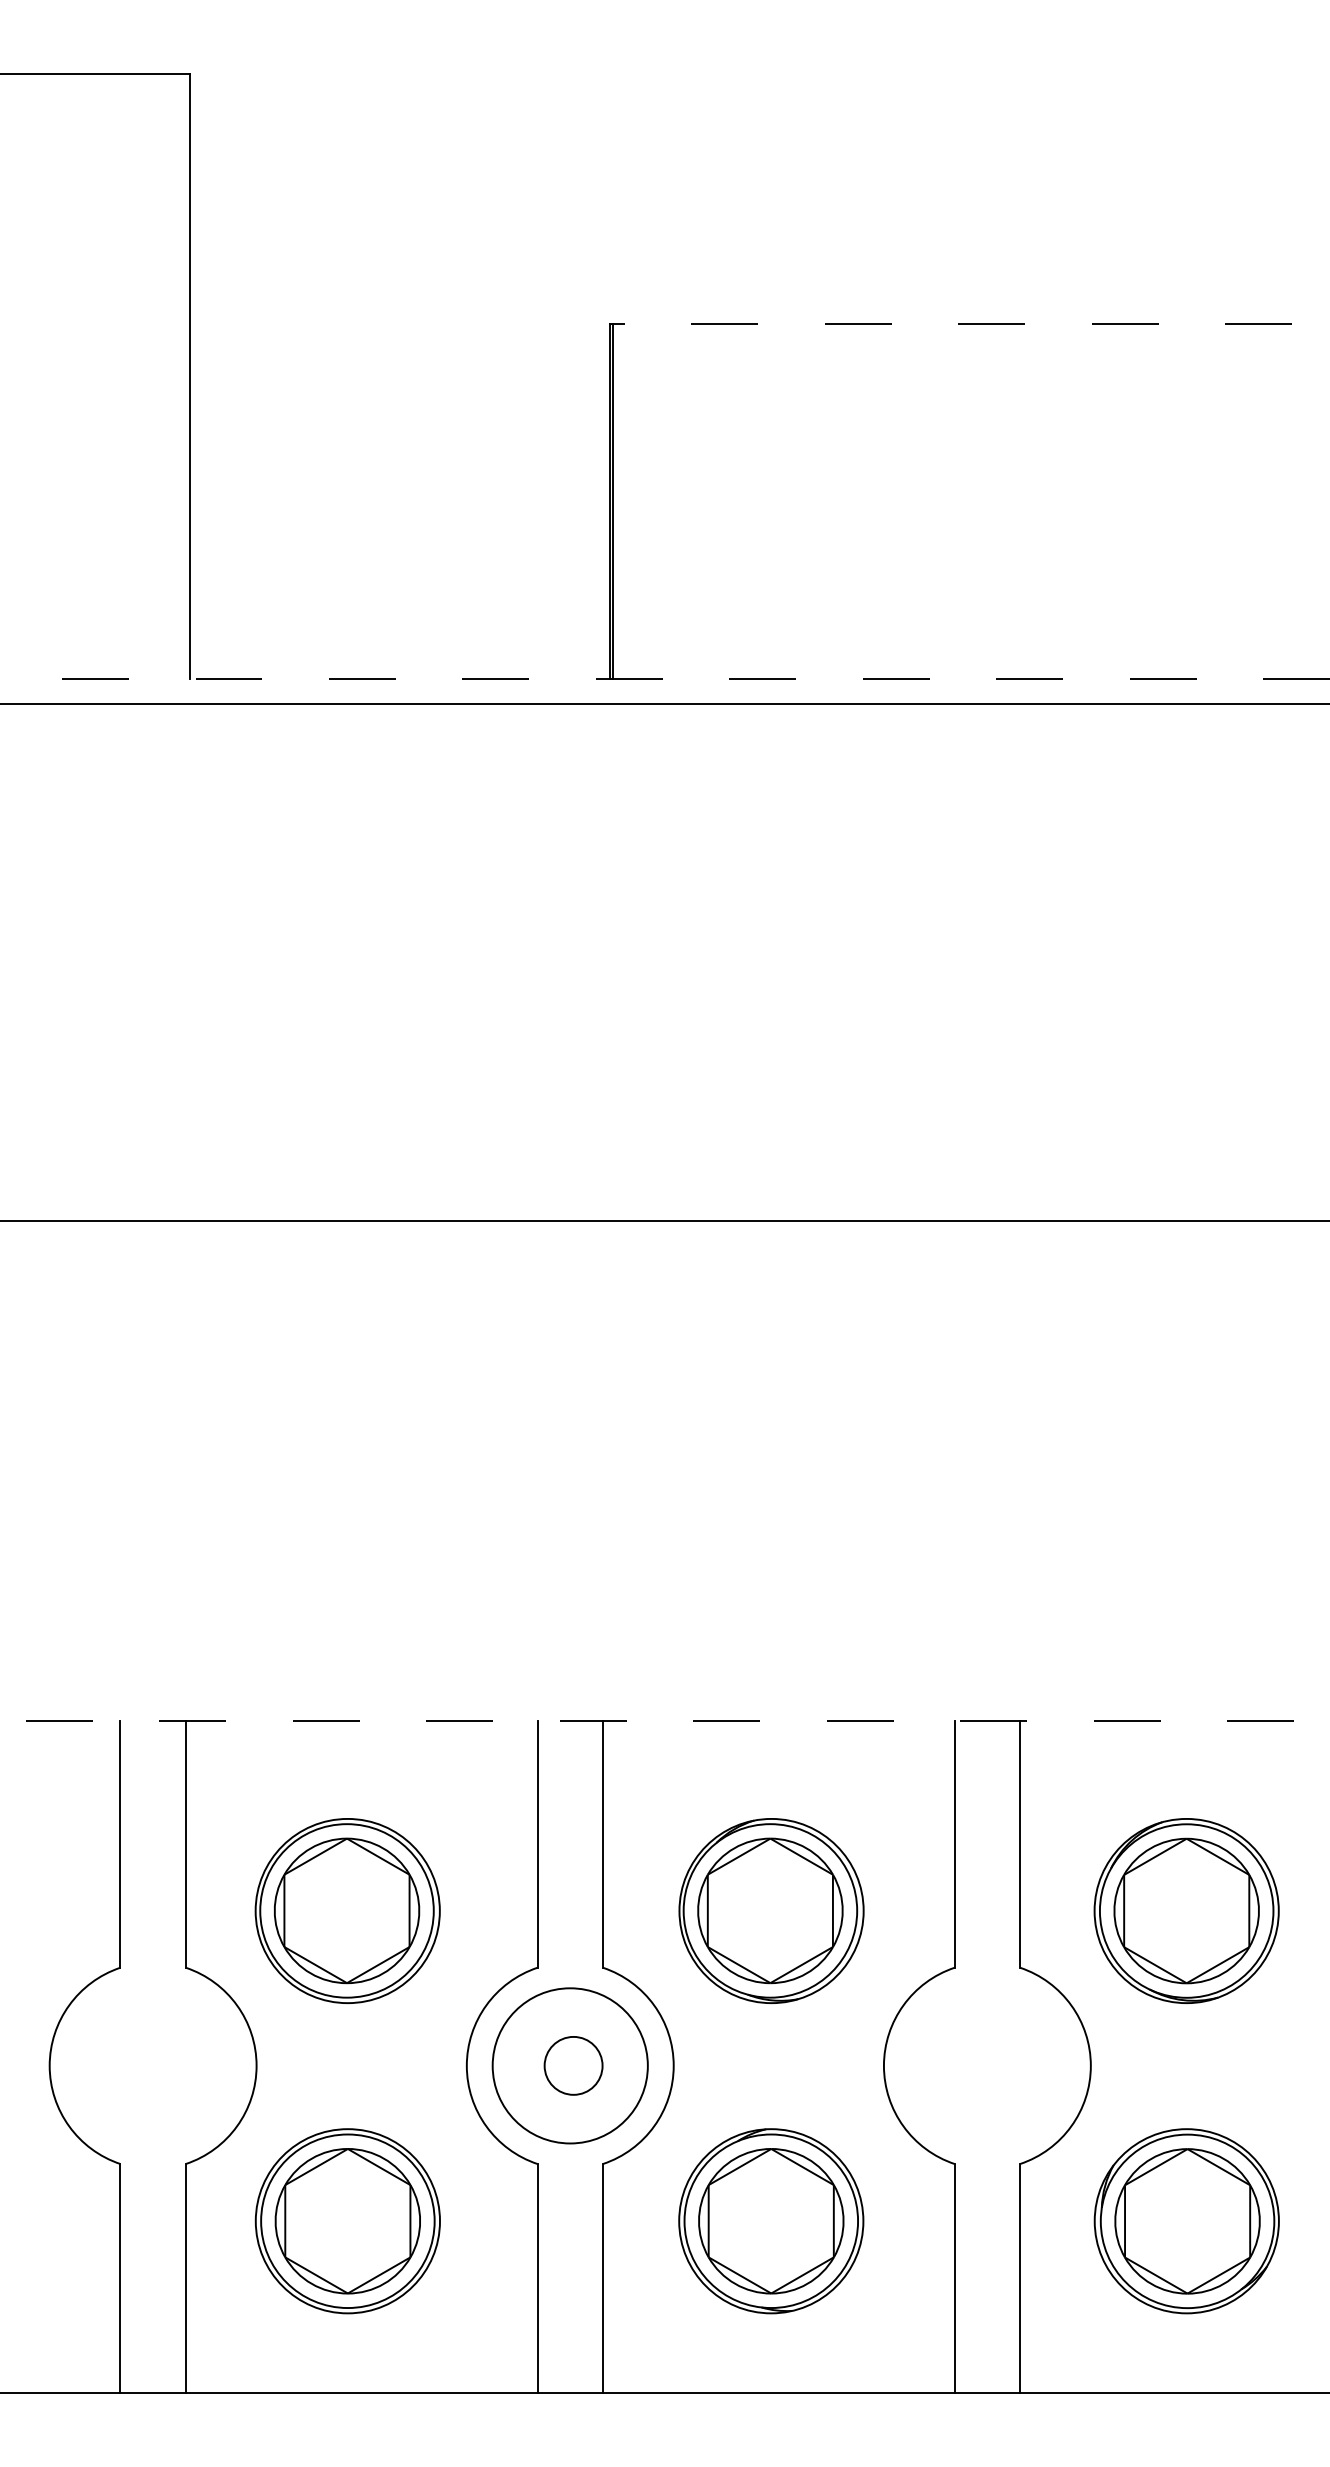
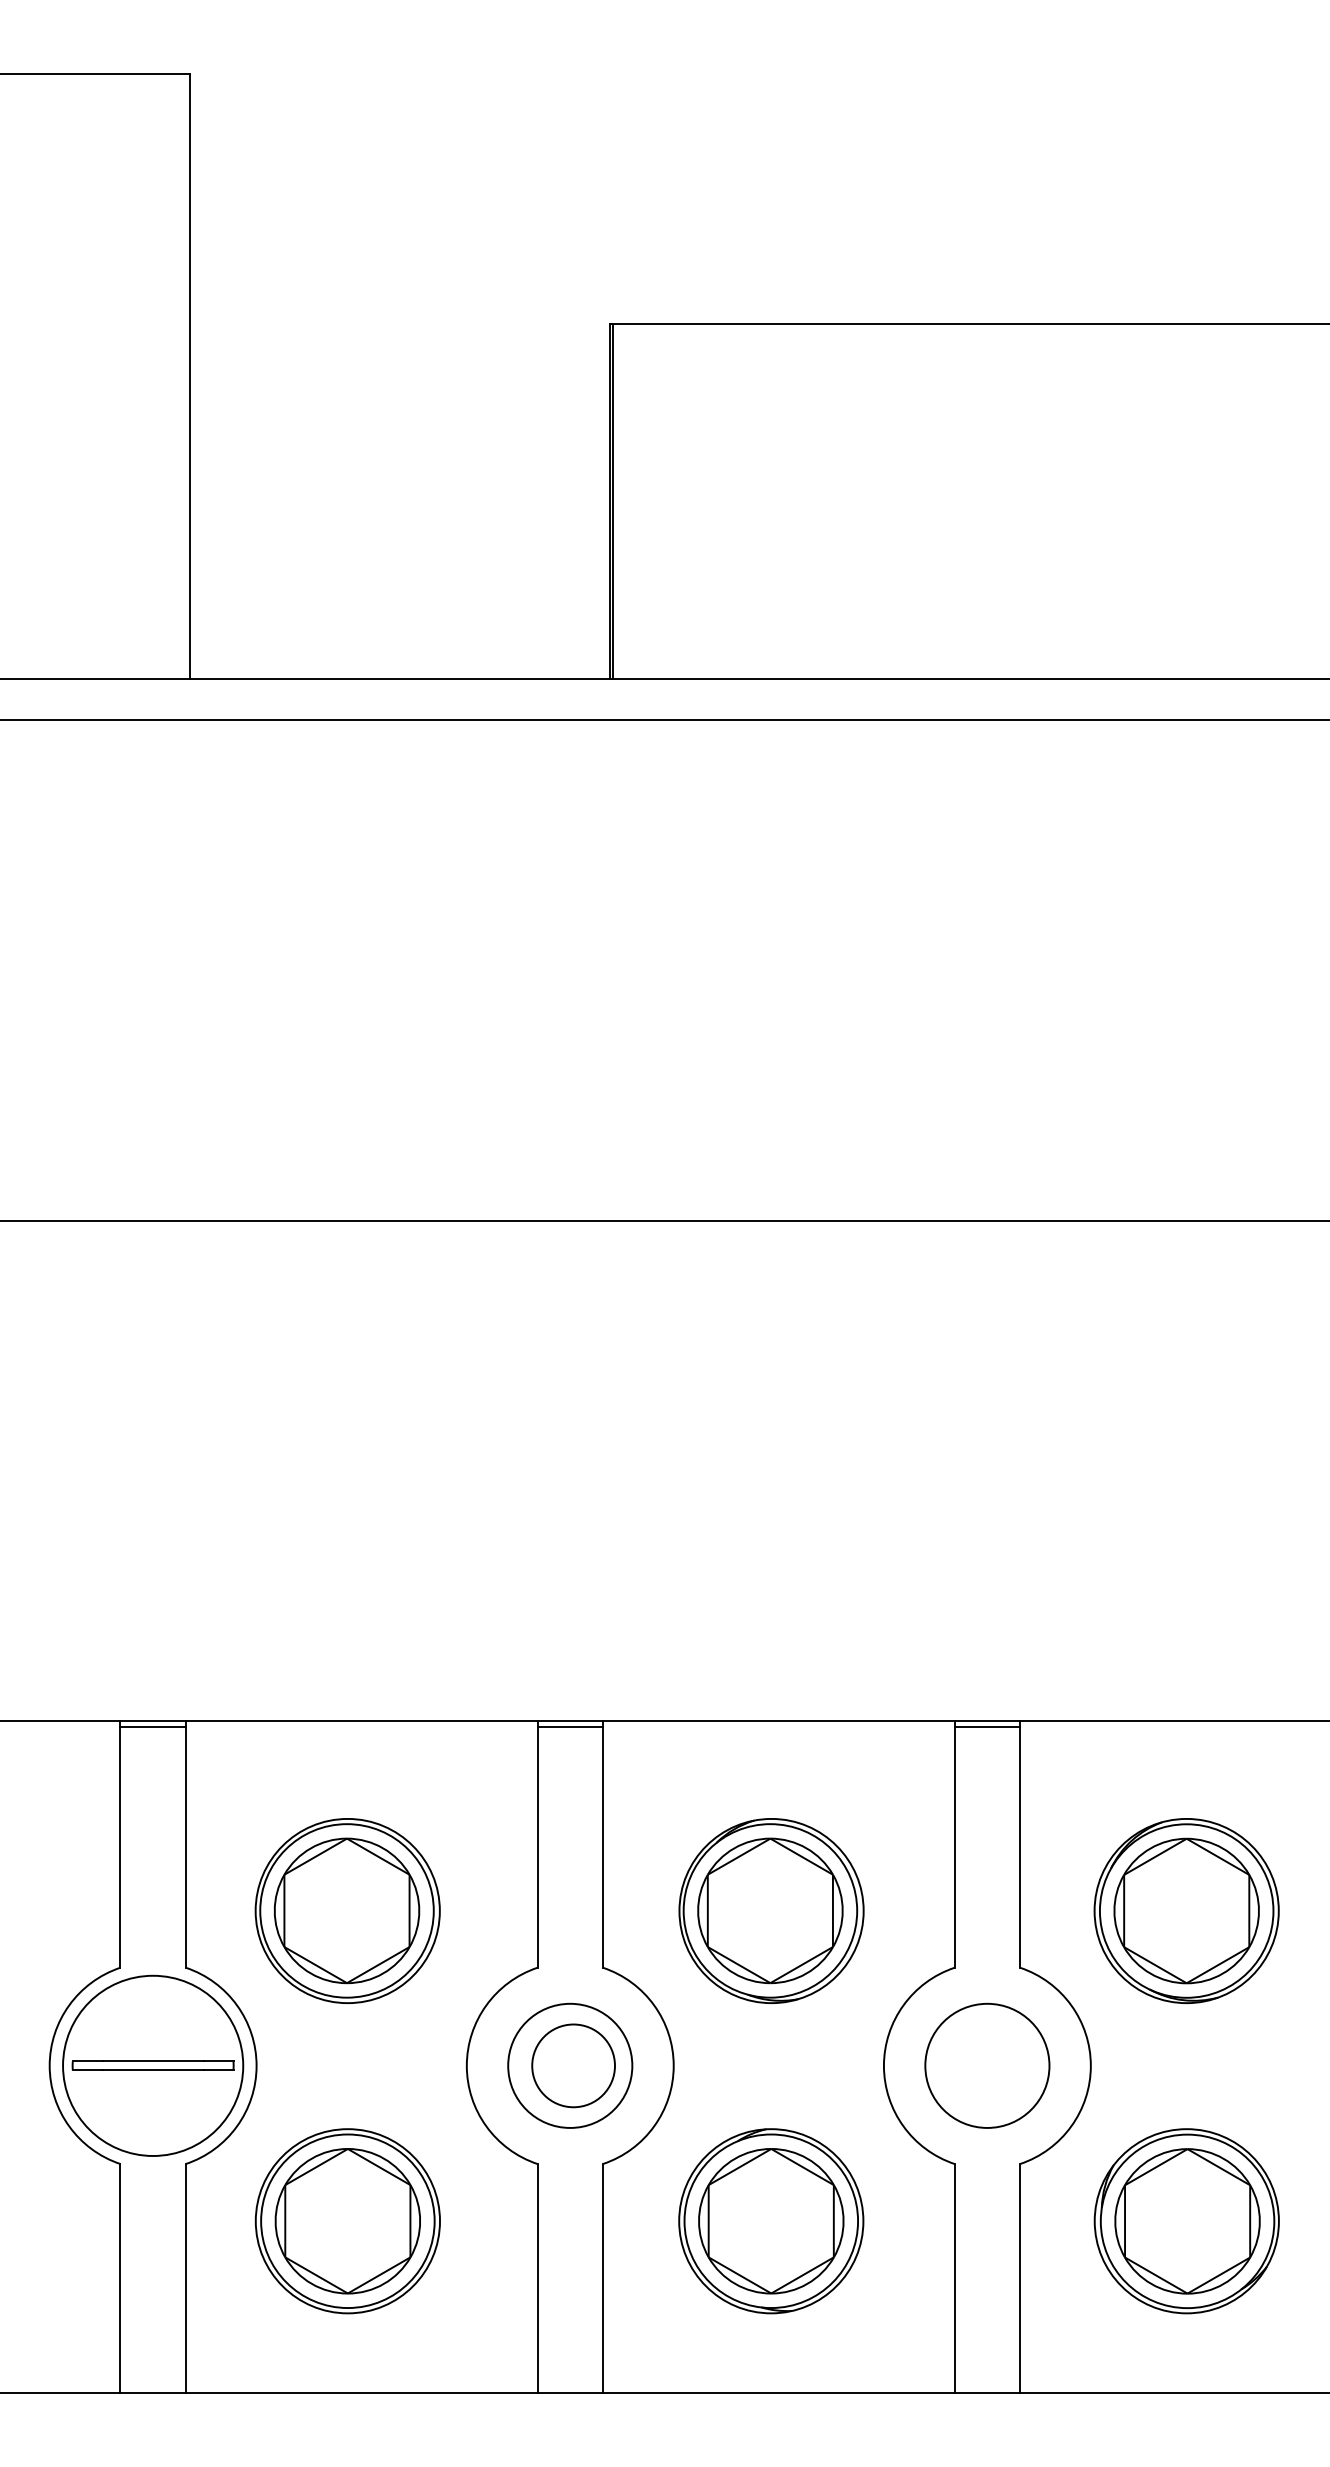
line: dashed -> solid (971, 323)
line: dashed -> solid (664, 678)
line position: (664, 704) -> (664, 720) (664, 720)
line: dashed -> solid (665, 1721)
line: none -> present (152, 1726)
line: none -> present (569, 1726)
line: none -> present (987, 1726)
part: none -> present (153, 2065)
circle diameter: 155 px -> 124 px (570, 2065)
circle diameter: 58 px -> 83 px (573, 2065)
circle: none -> present (987, 2065)
